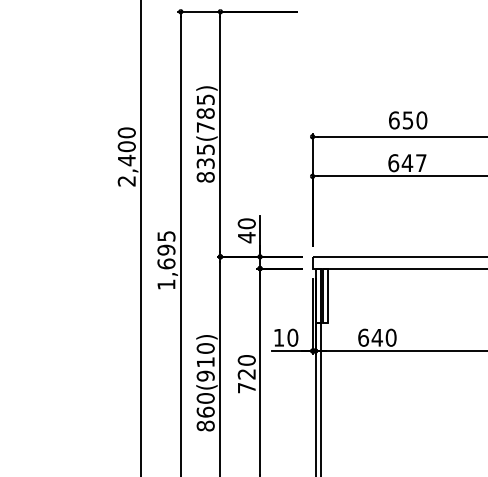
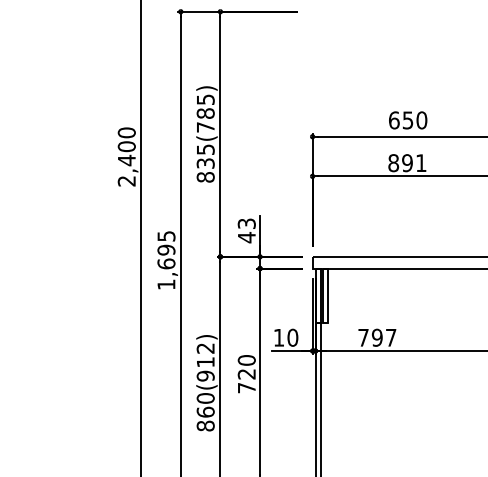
text: 647 -> 891 (407, 163)
text: 40 -> 43 (246, 223)
text: 640 -> 797 (377, 337)
text: 860(910) -> 860(912) (205, 348)
